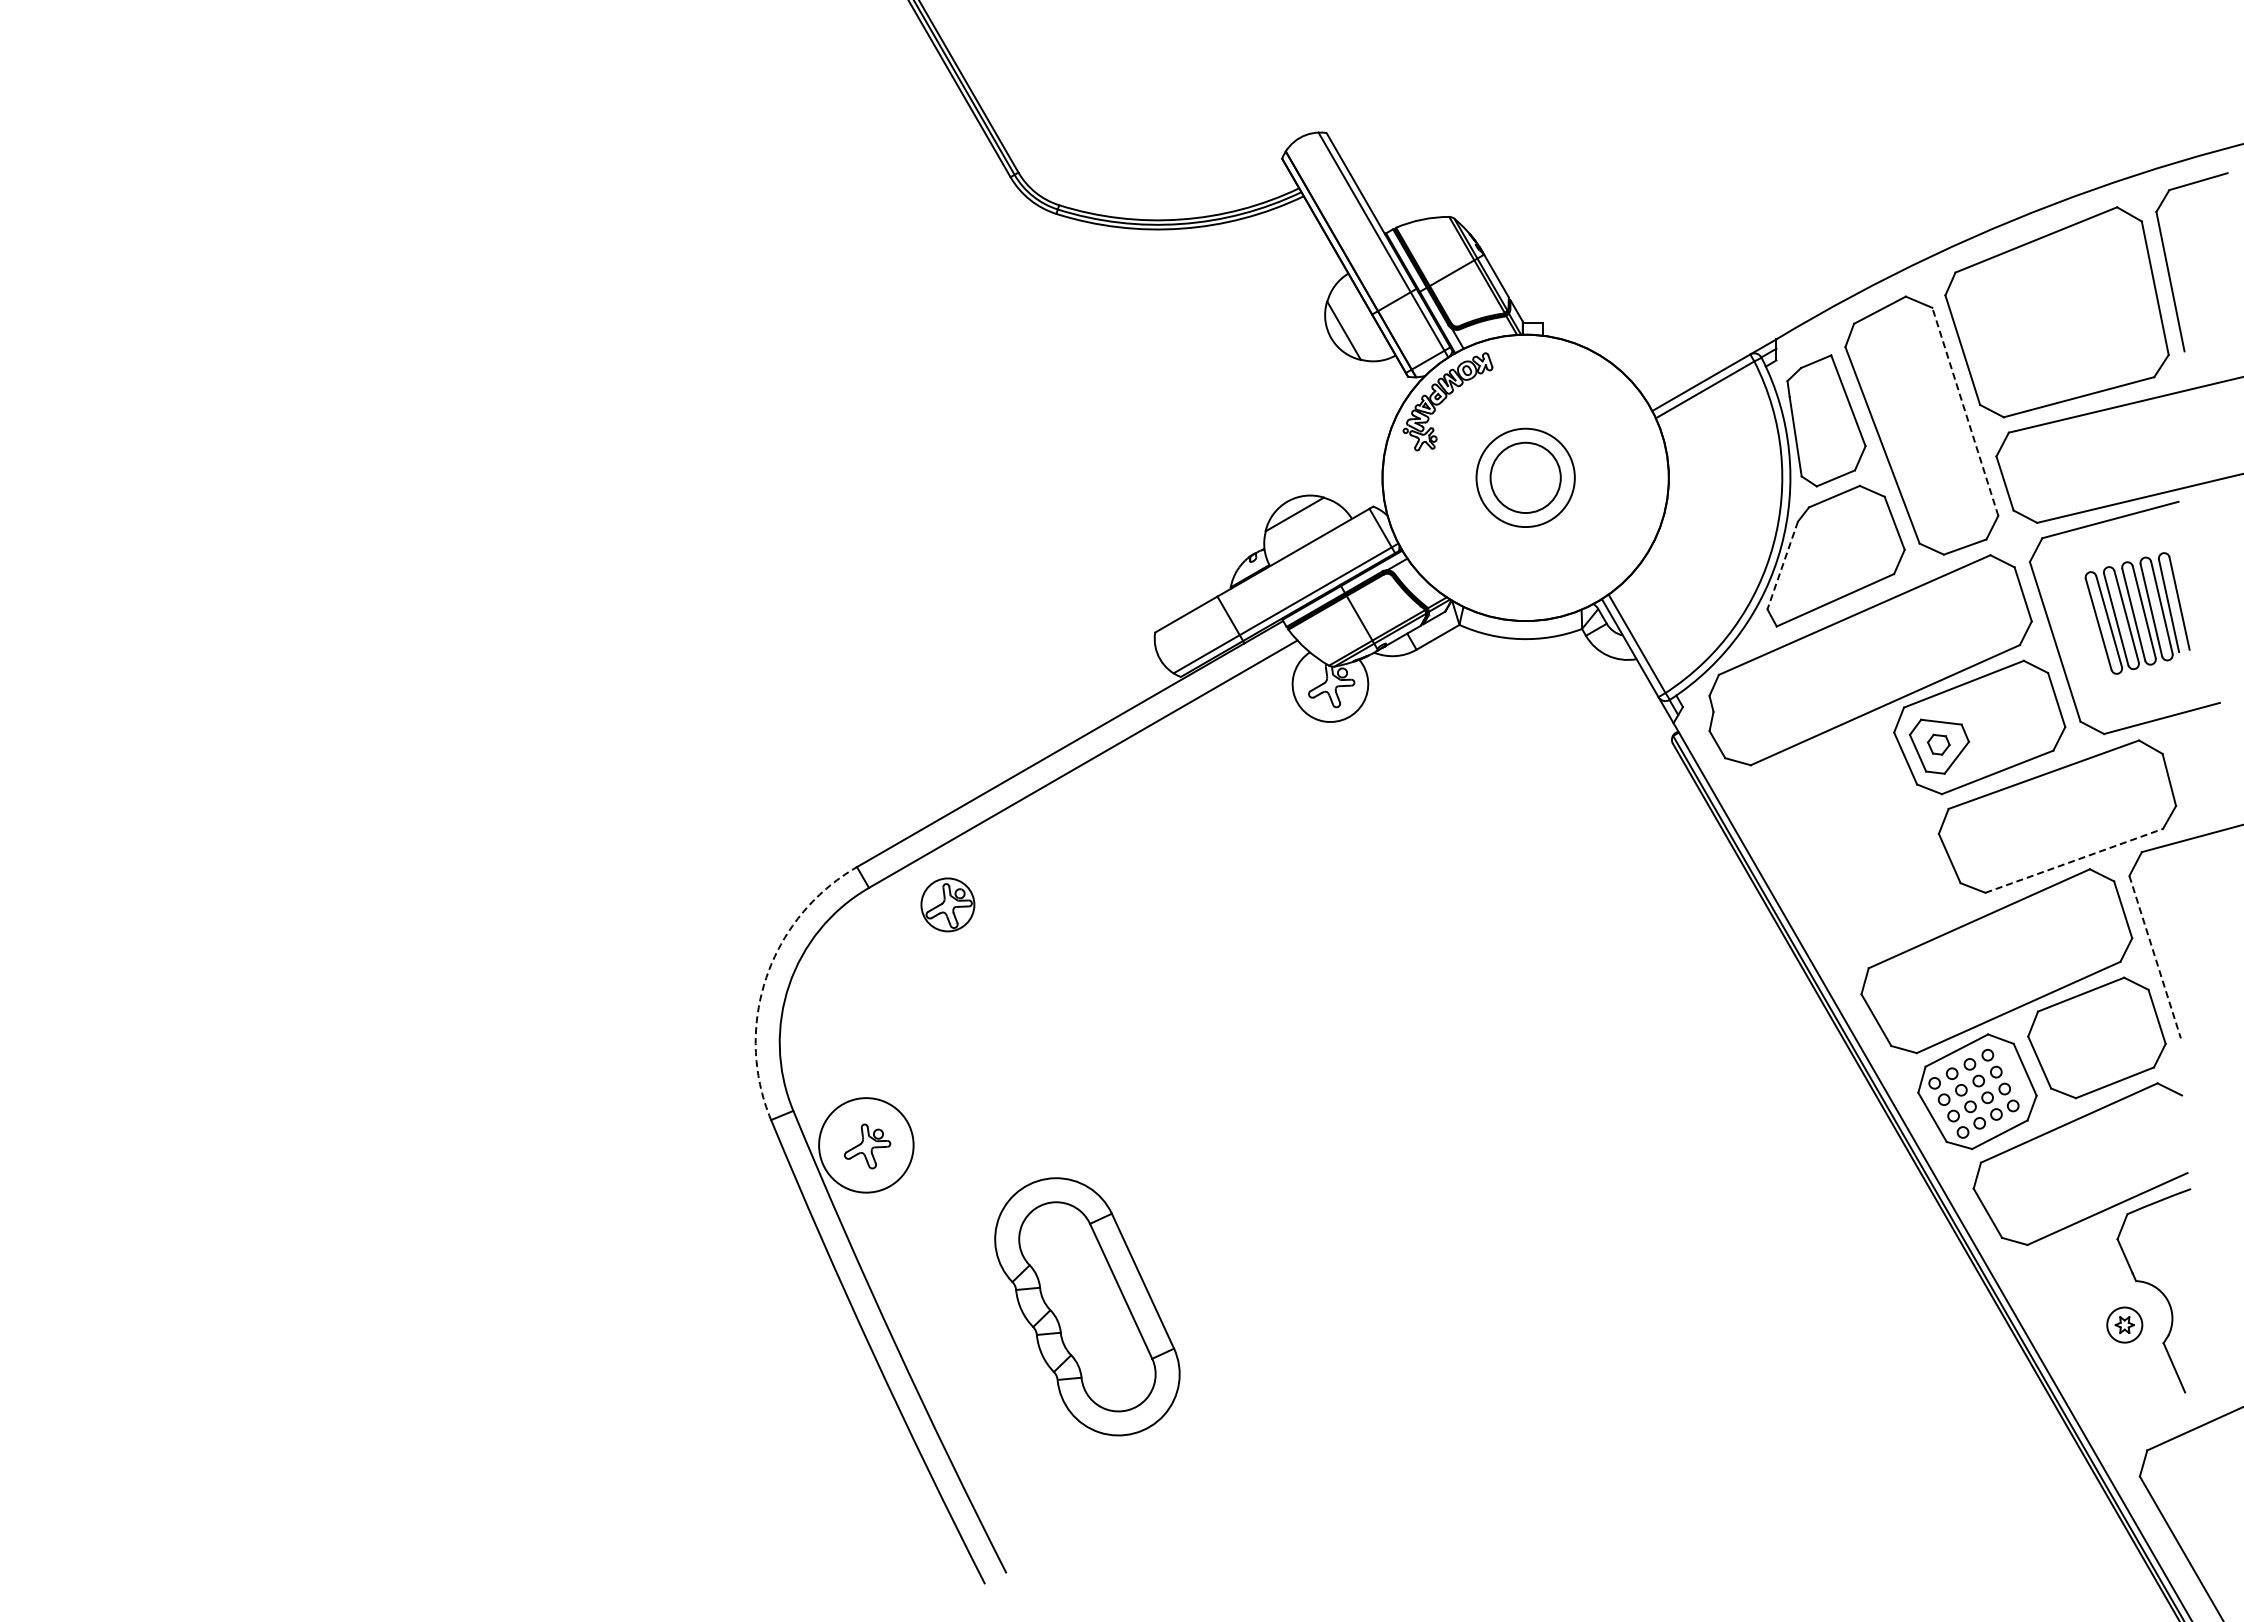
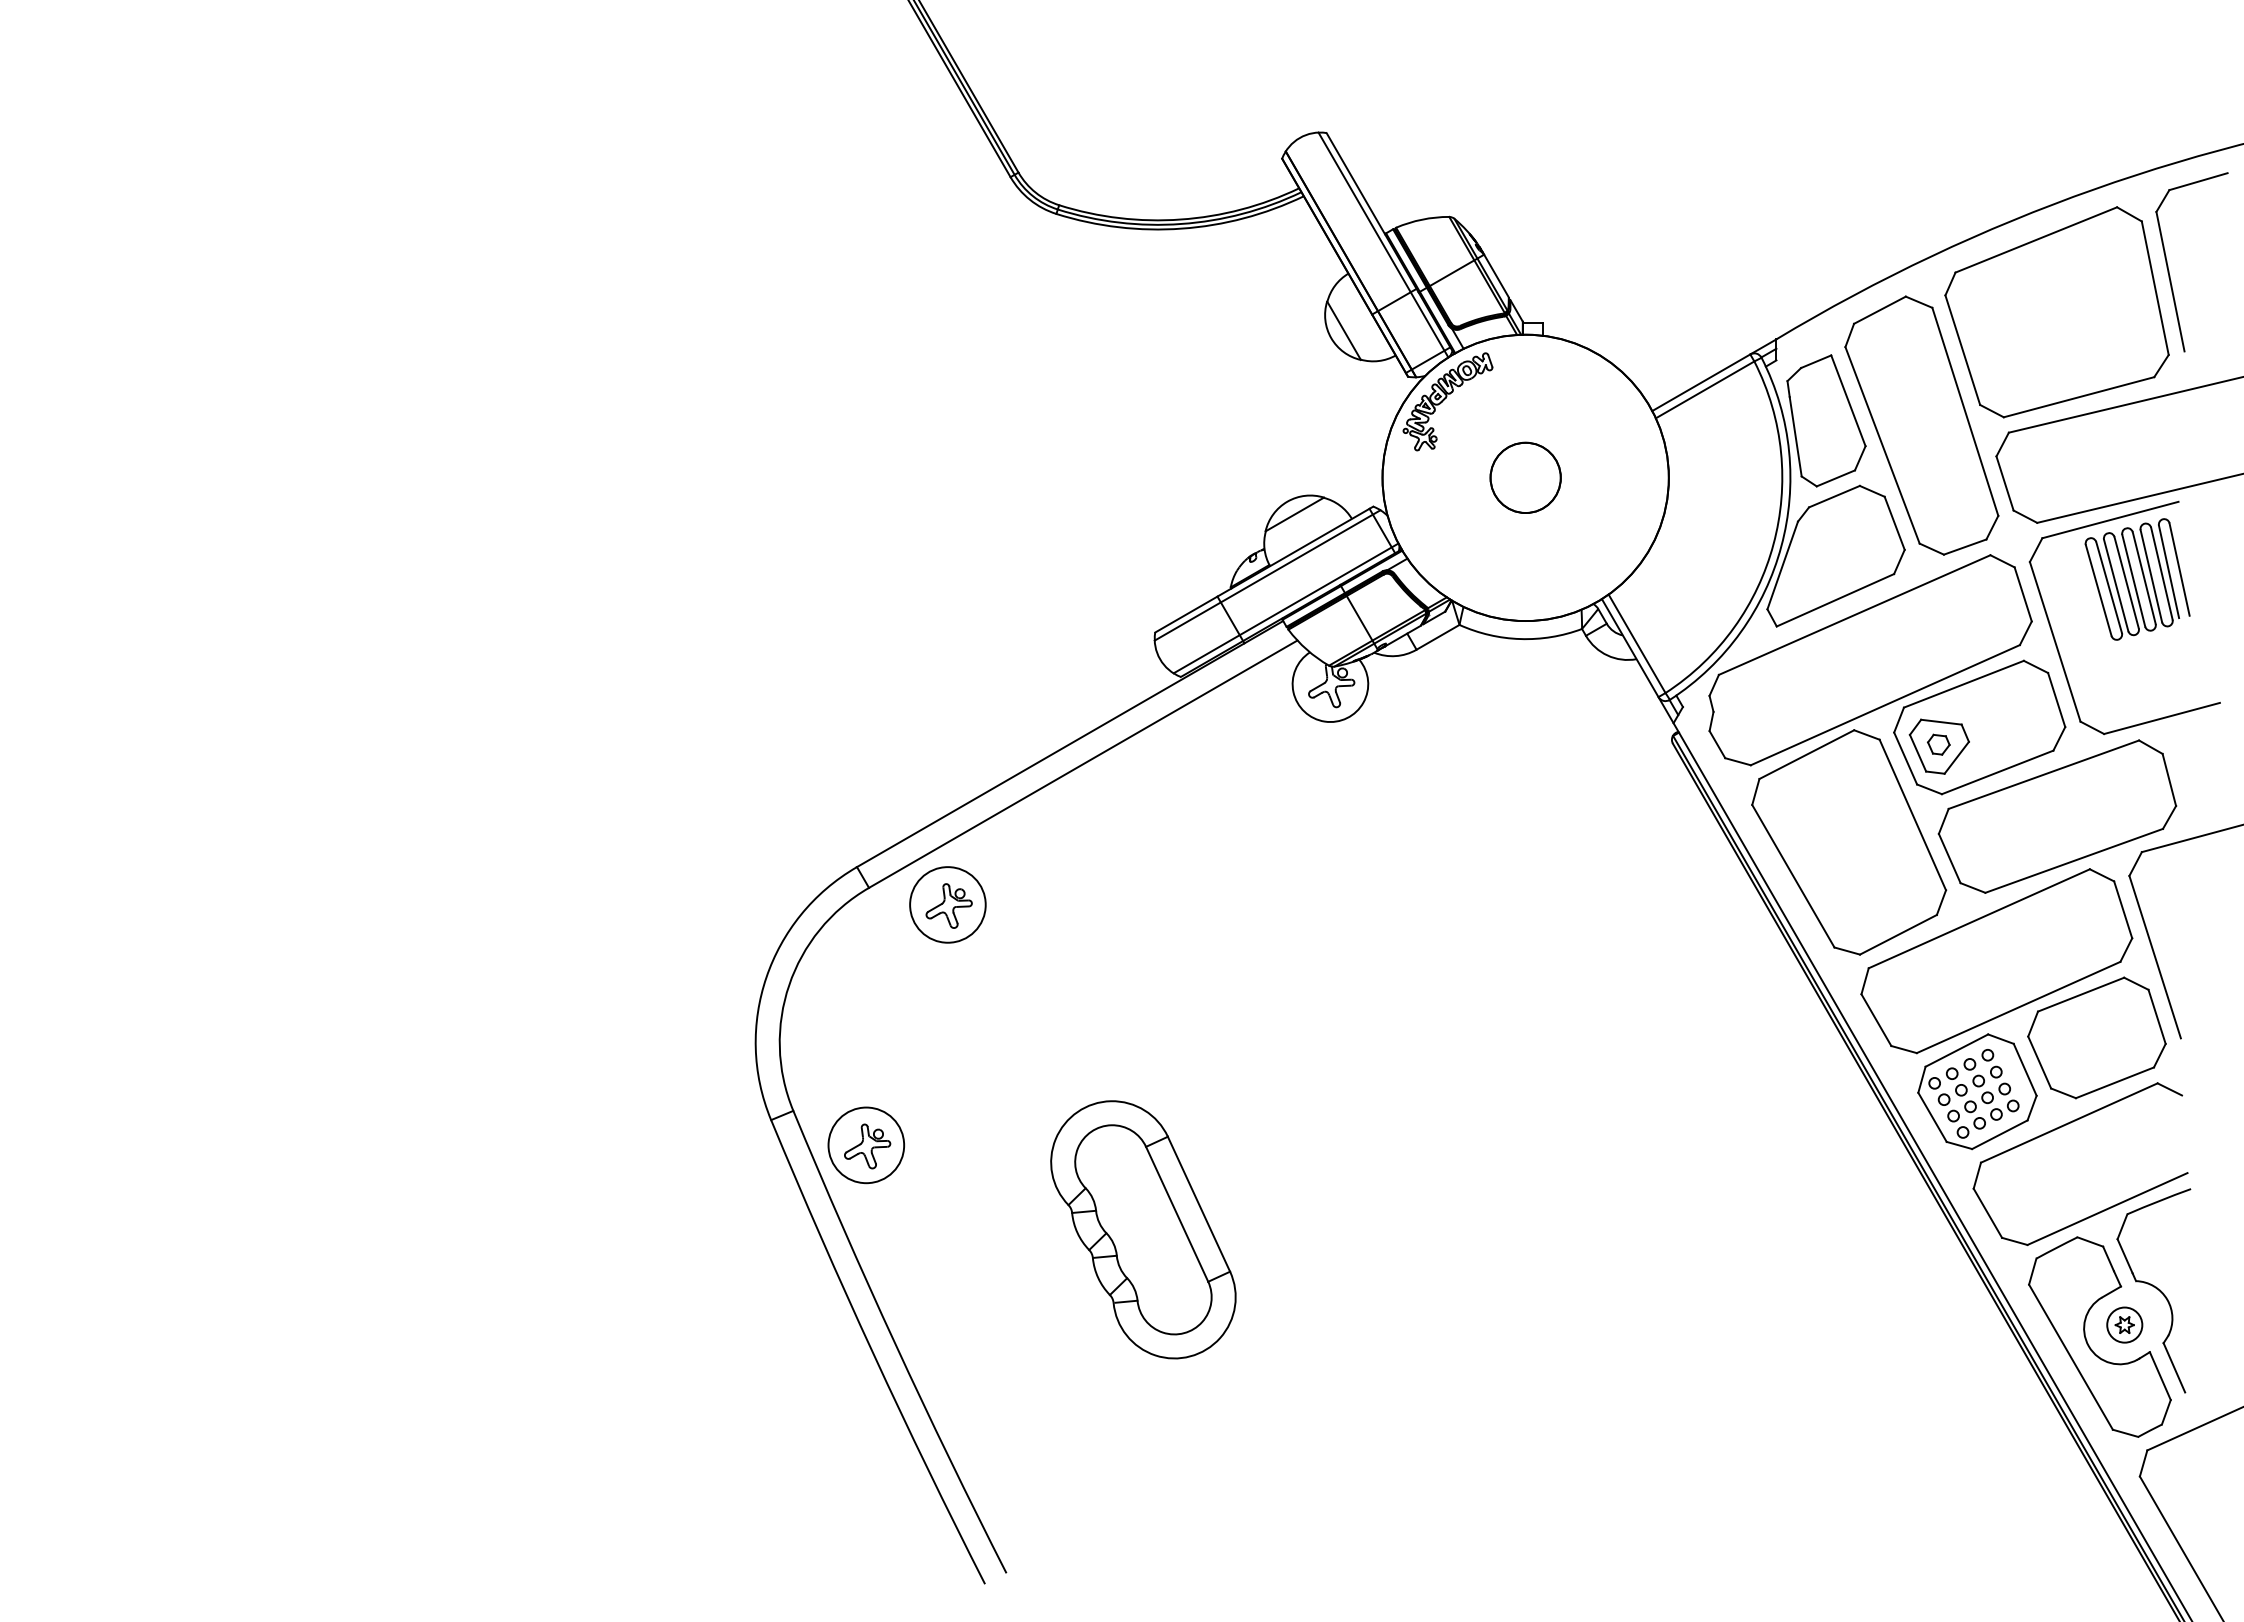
line: dashed -> solid (1965, 411)
circle diameter: 98 px -> 70 px (1525, 477)
line: dashed -> solid (1782, 565)
line: none -> present (1267, 575)
part position: (2137, 613) -> (2137, 579) (2137, 579)
part: none -> present (1849, 842)
line: dashed -> solid (2074, 860)
circle diameter: 53 px -> 76 px (947, 904)
line: dashed -> solid (2155, 957)
arc: dashed -> solid (766, 977)
circle diameter: 95 px -> 76 px (866, 1145)
part position: (1087, 1306) -> (1143, 1229) (1143, 1229)
part: none -> present (2087, 1340)
